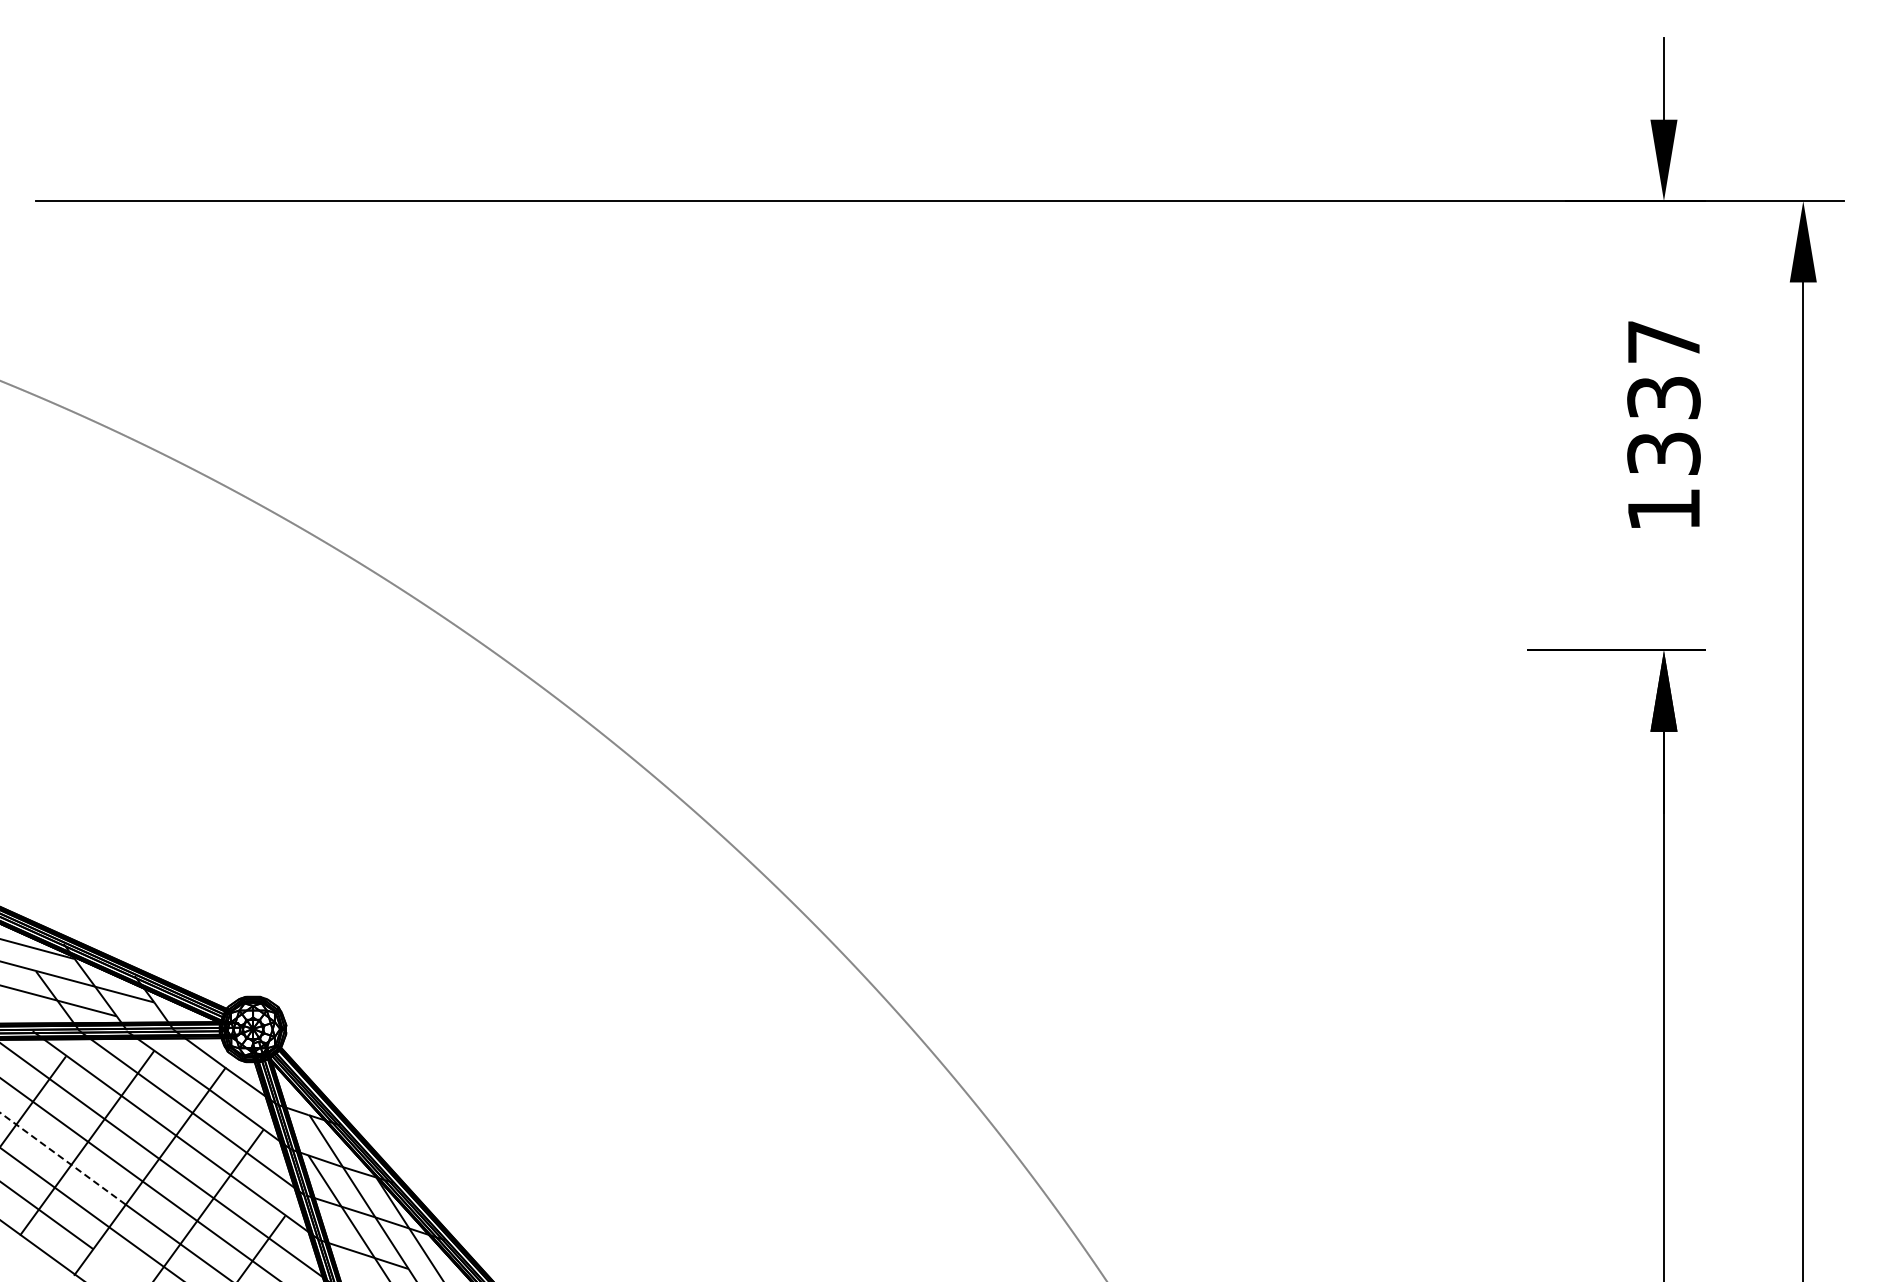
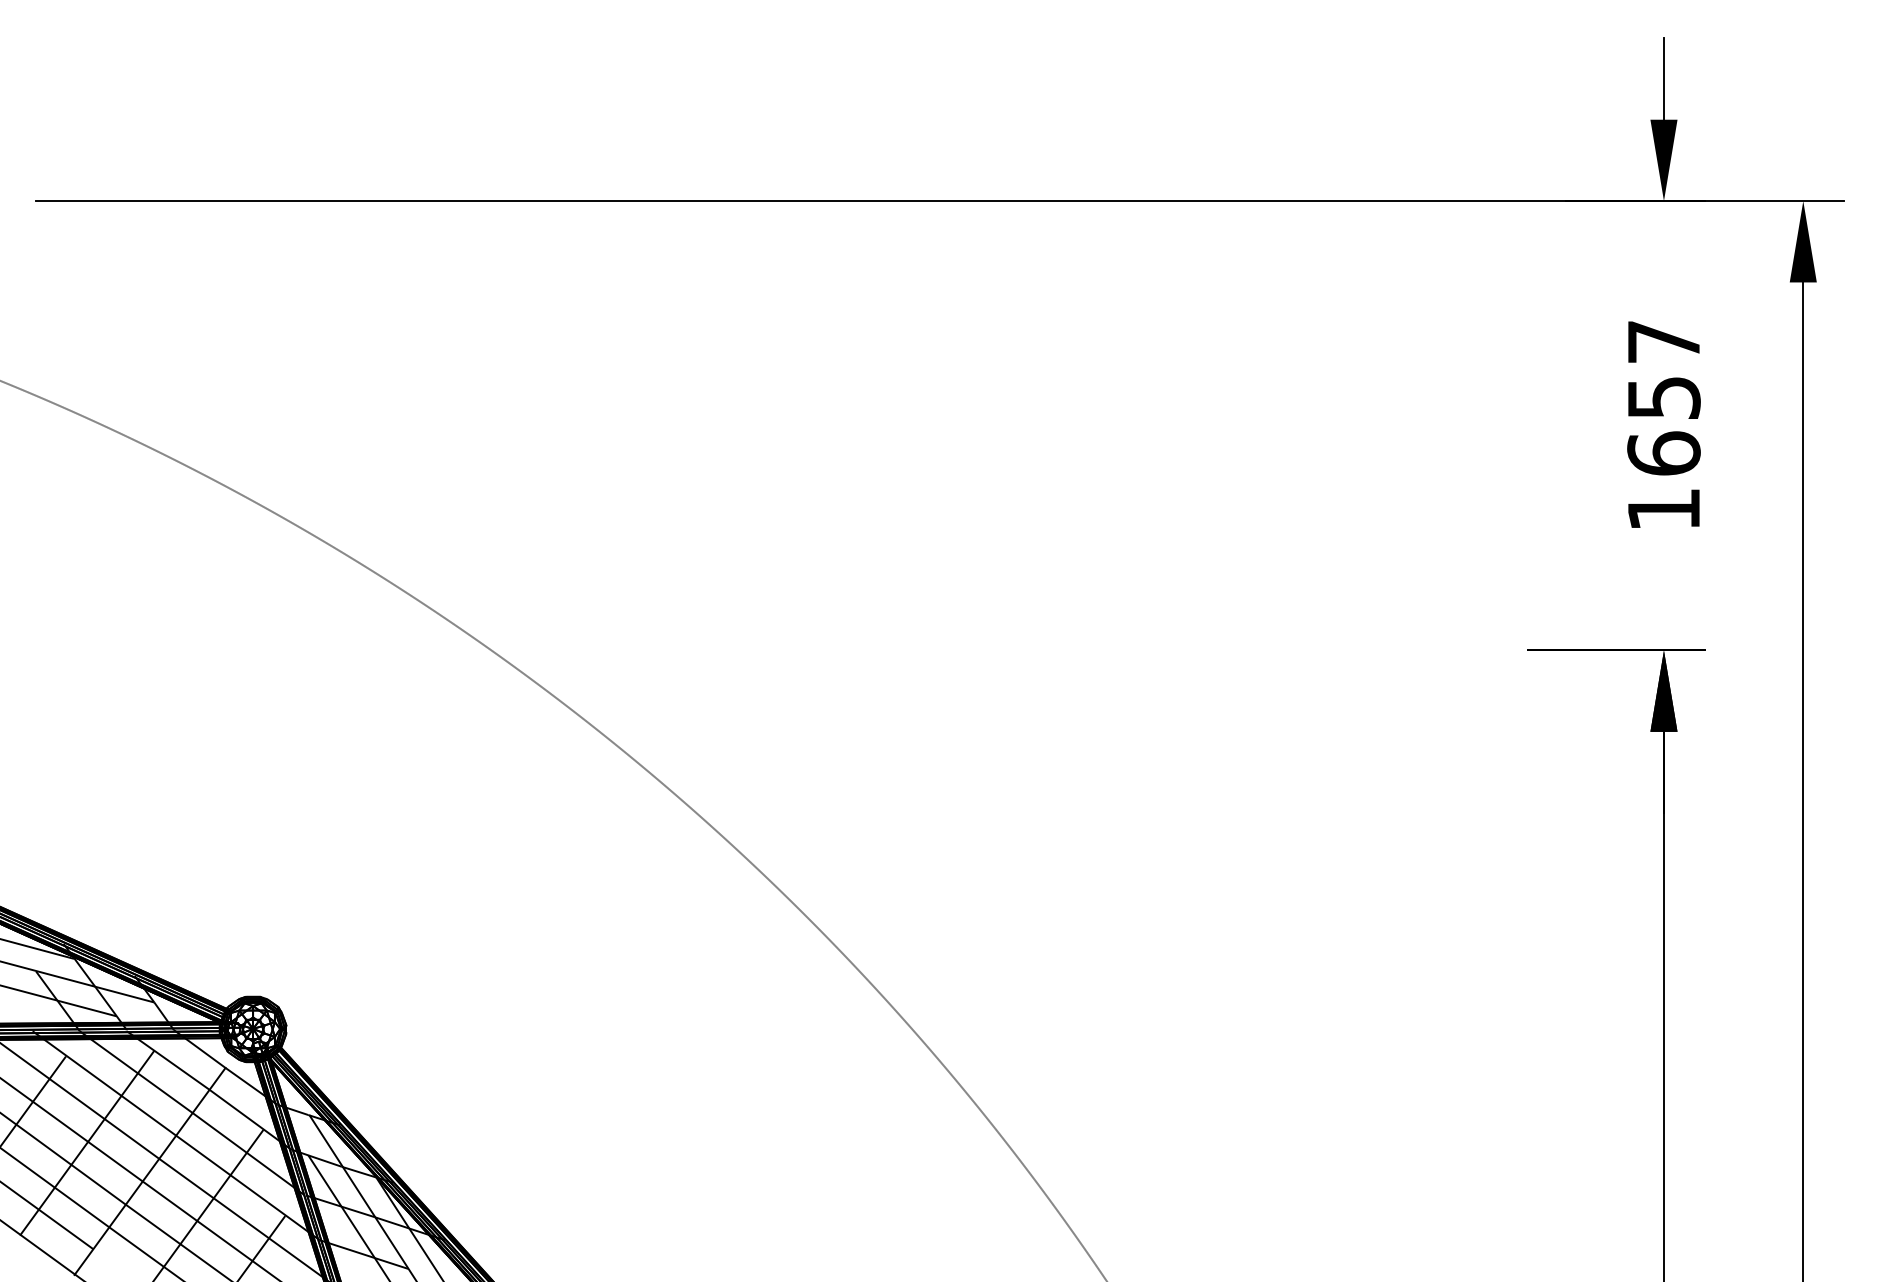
text: 1337 -> 1657 (1663, 426)
line: dashed -> solid (62, 1158)
